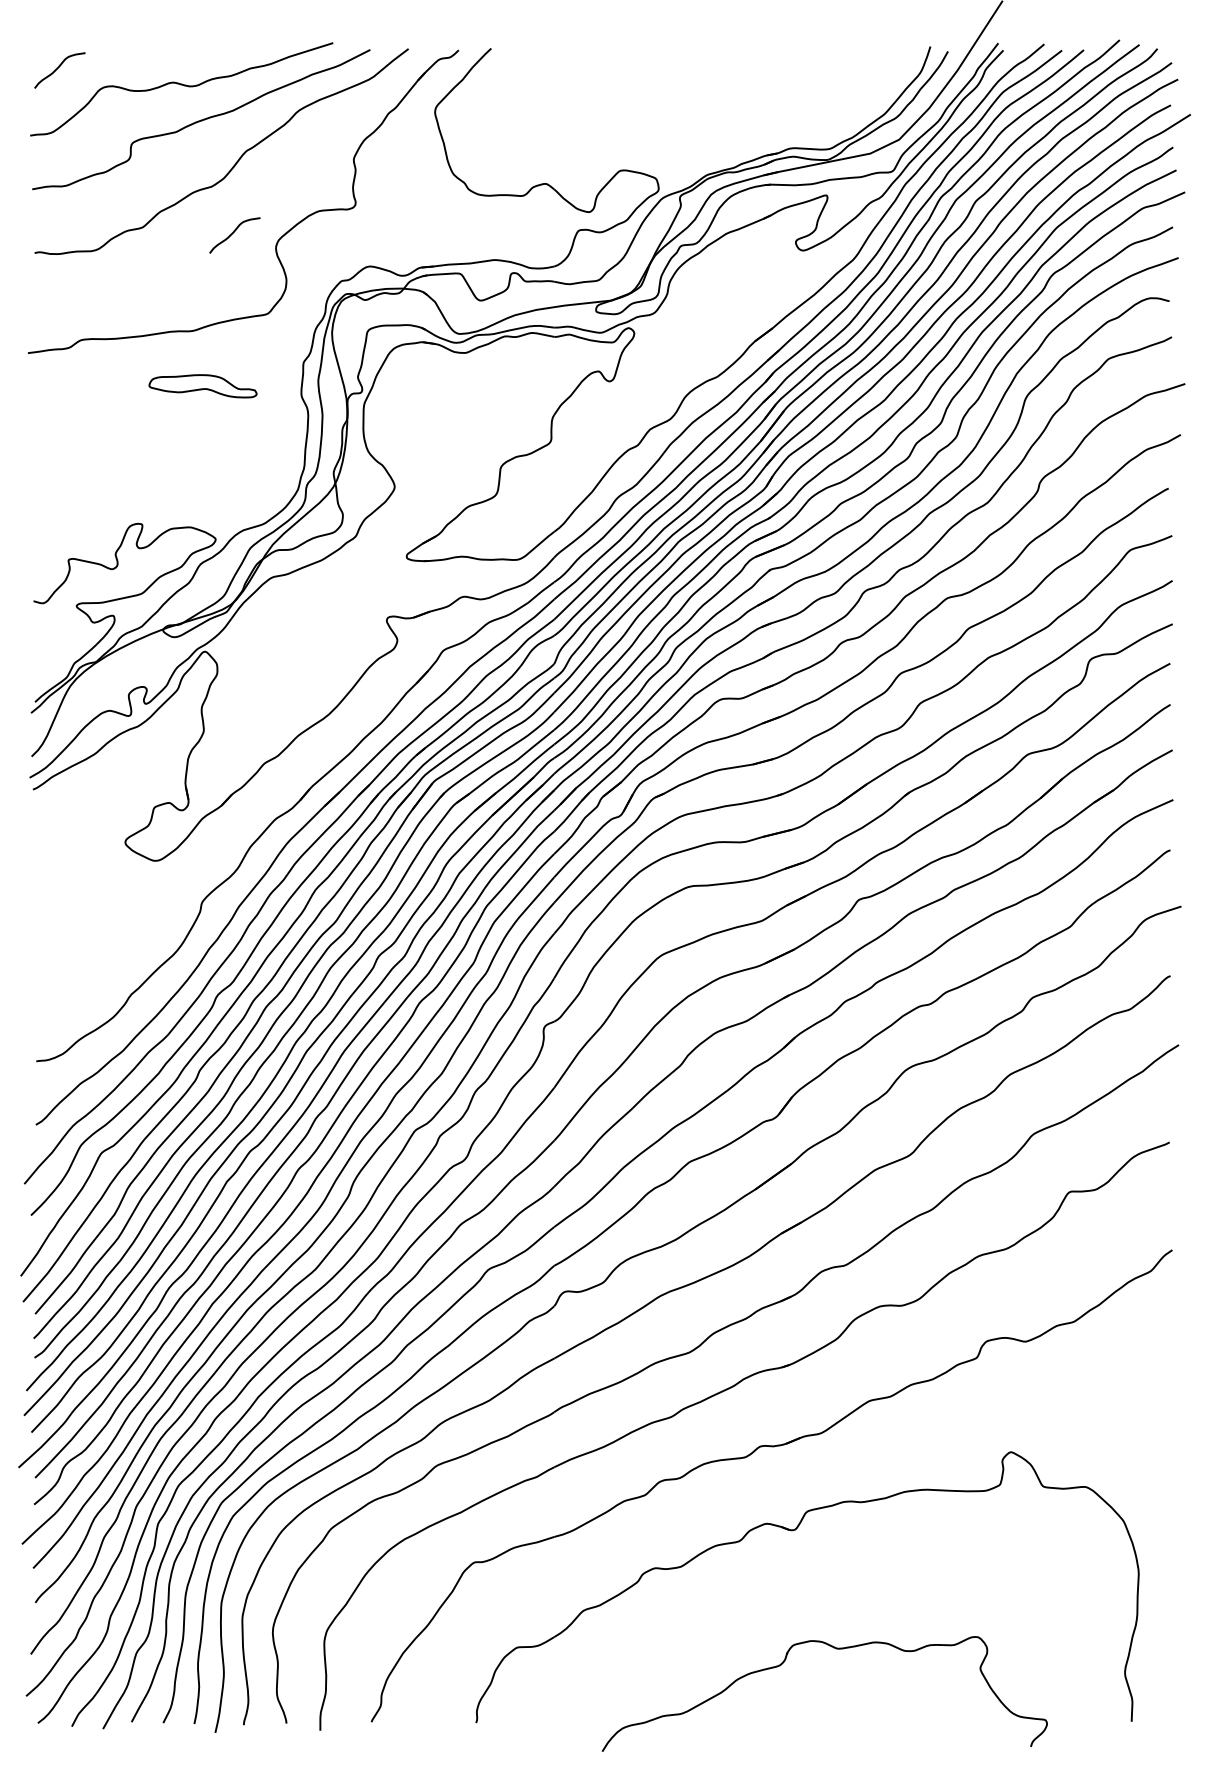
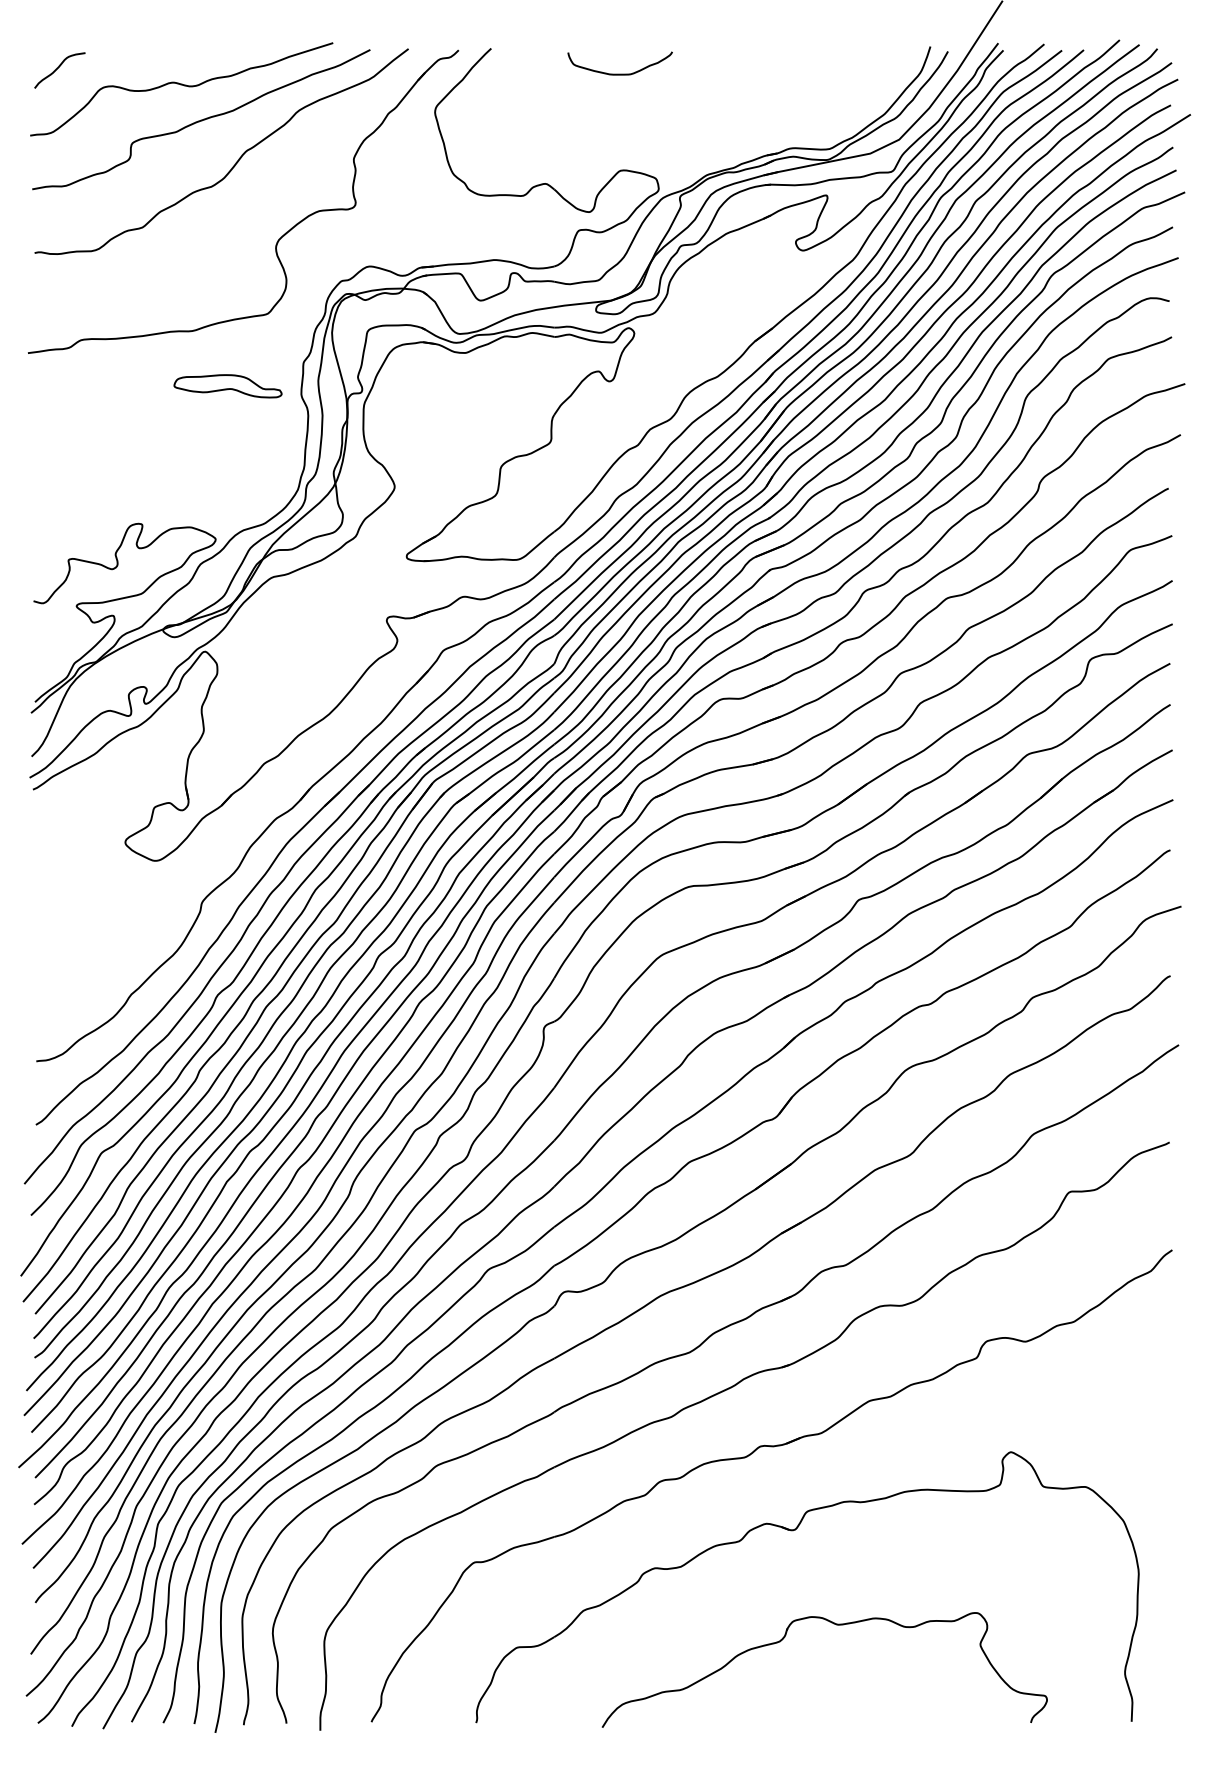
curve: none -> present (619, 73)
curve: present -> none (233, 233)
part position: (202, 386) -> (227, 386) (227, 386)
part position: (836, 1649) -> (836, 1625) (836, 1625)
